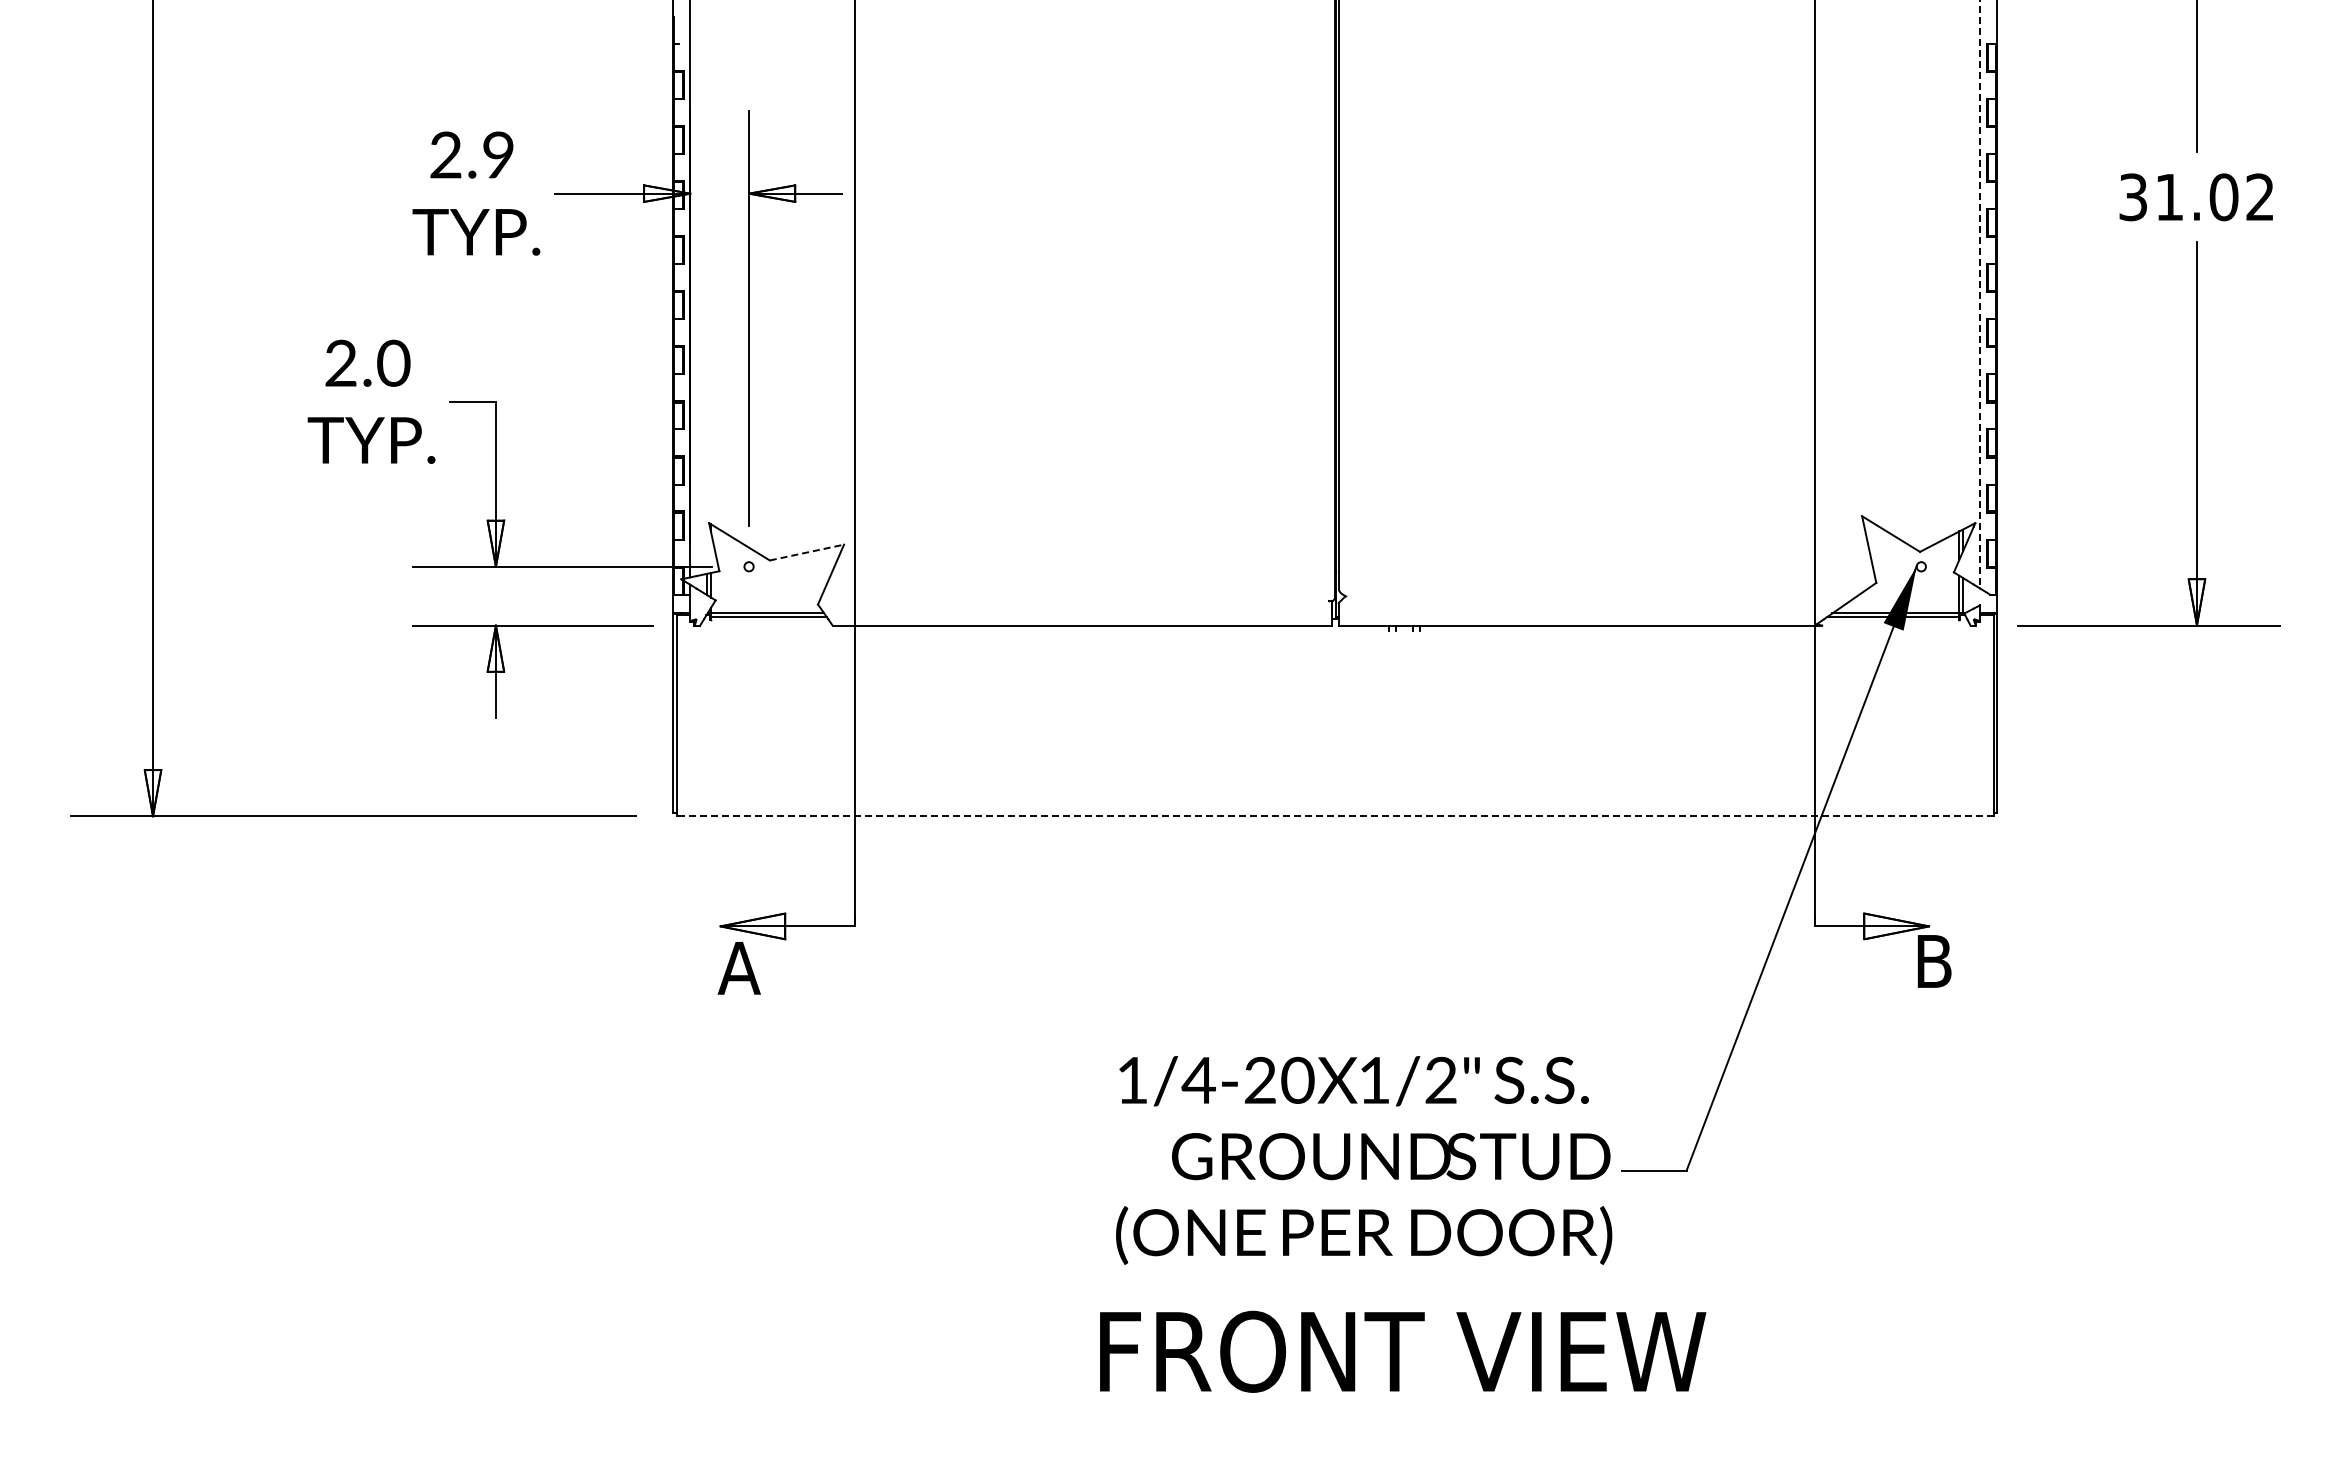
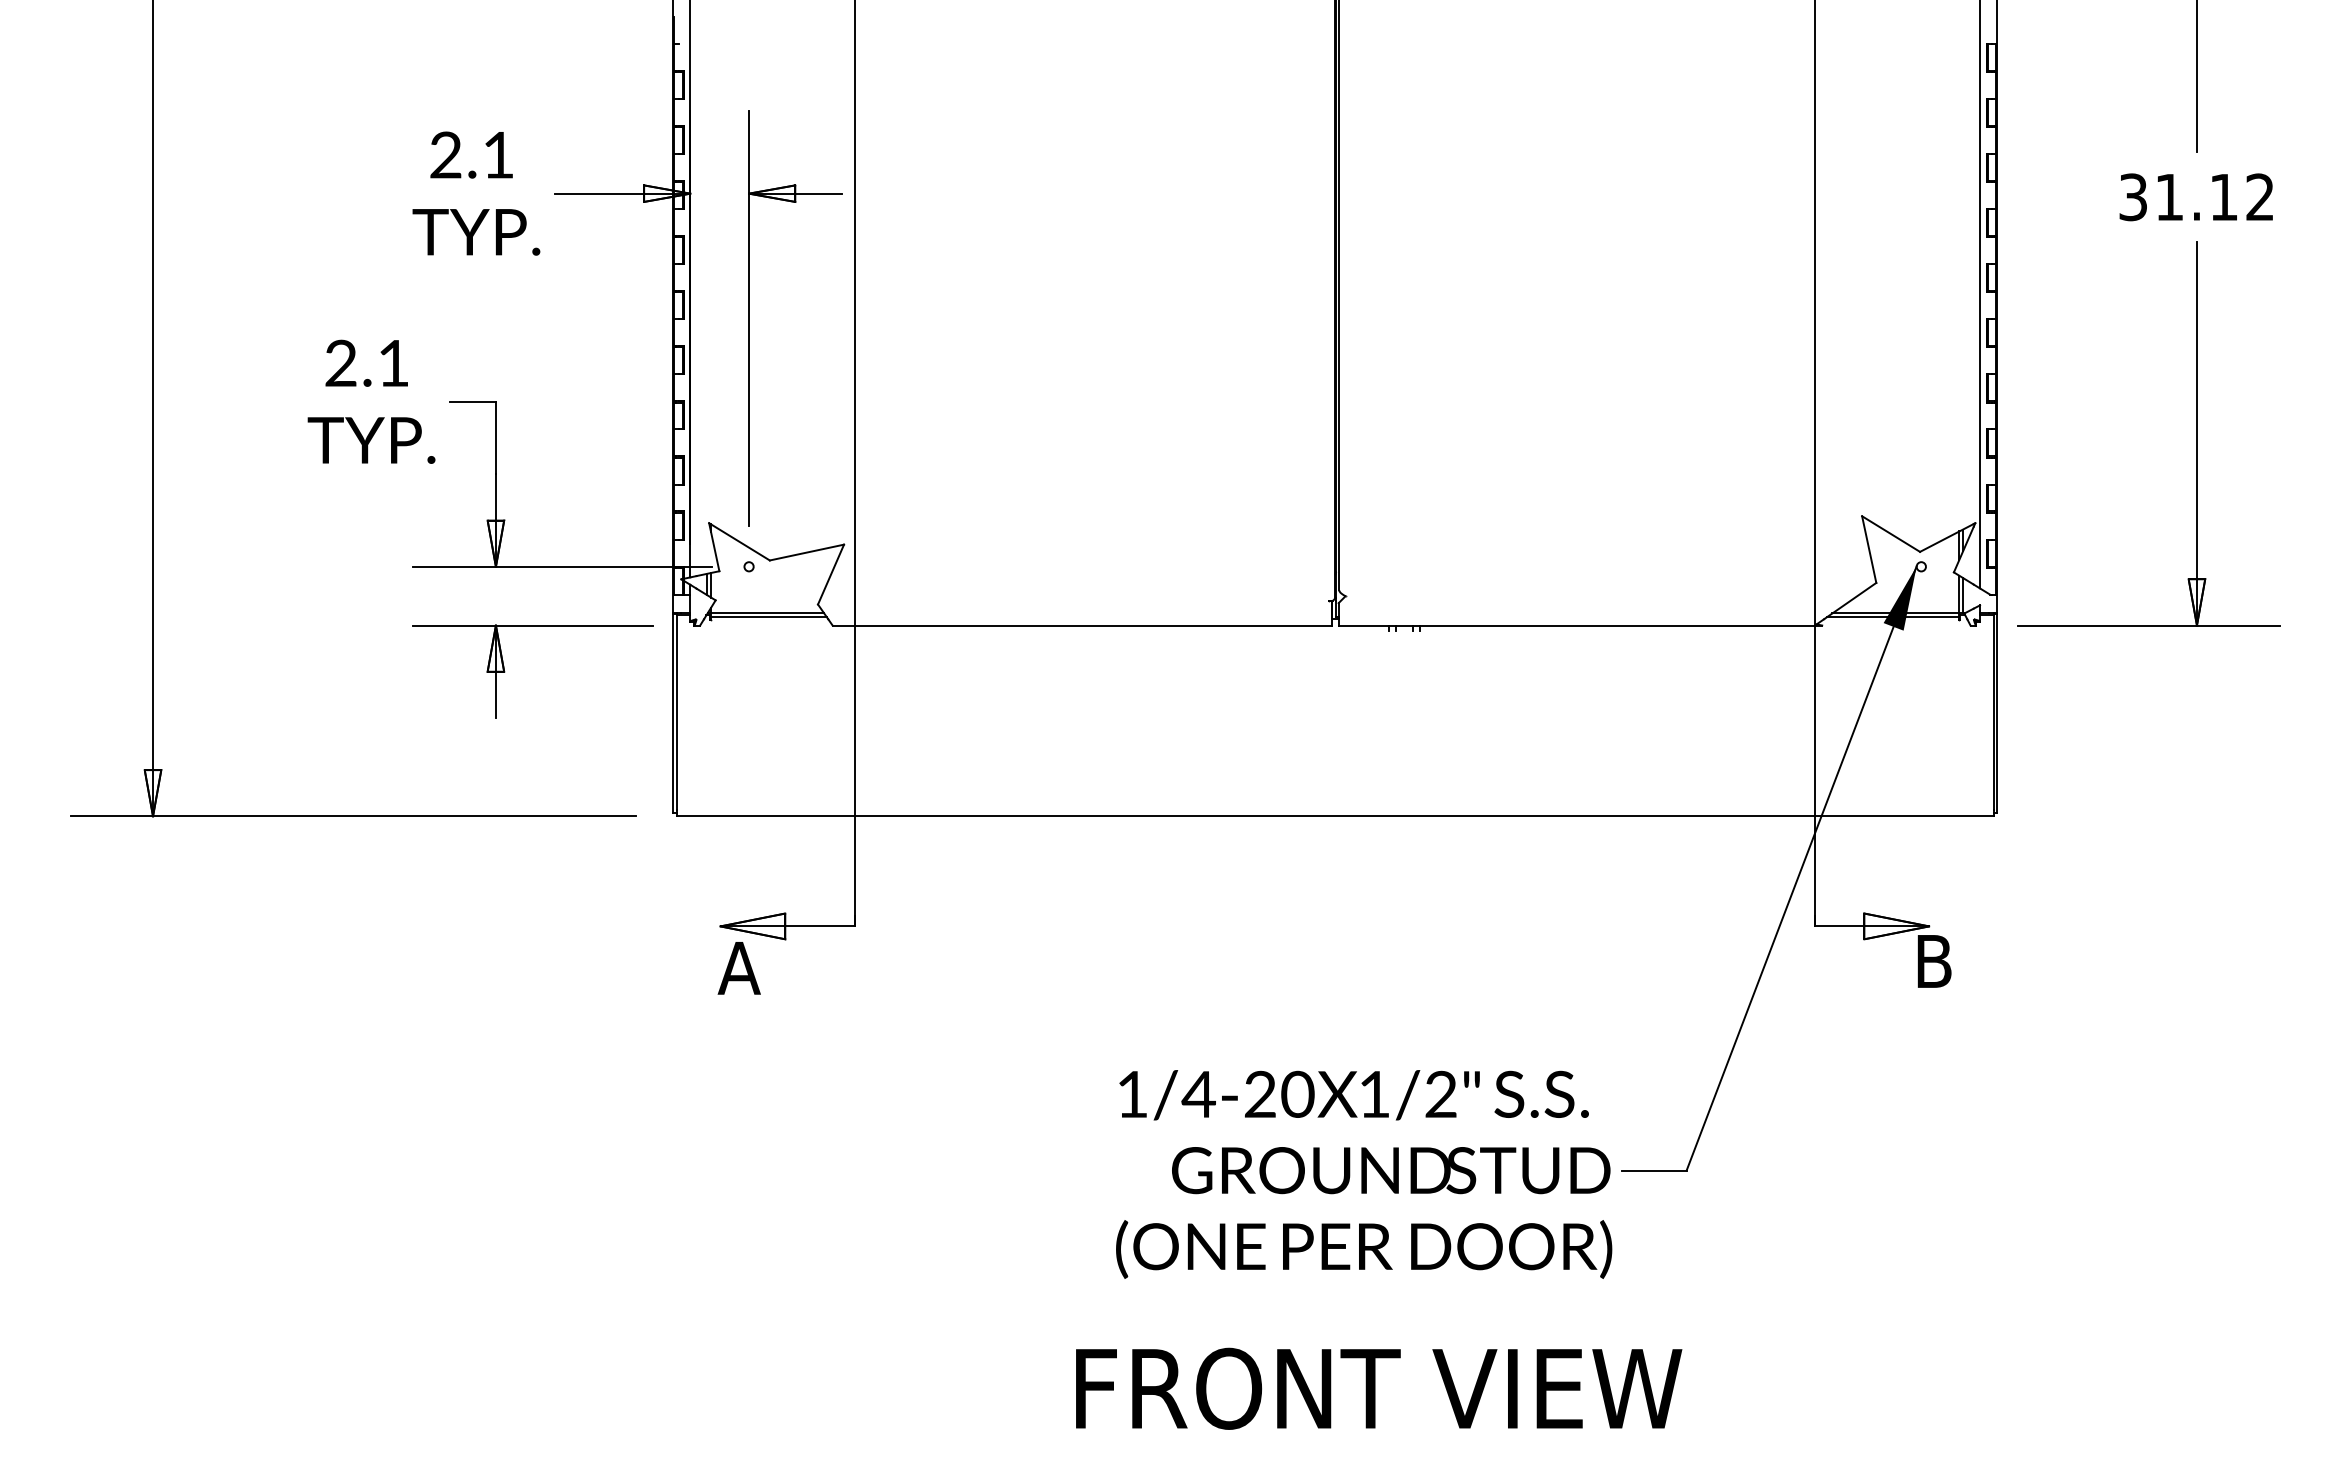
text: 2.9 -> 2.1 (498, 154)
text: 31.02 -> 31.12 (2223, 197)
line: dashed -> solid (1980, 294)
text: 2.0 -> 2.1 (393, 362)
line: dashed -> solid (806, 552)
line: dashed -> solid (1334, 816)
text position: (1364, 1160) -> (1364, 1174) (1364, 1174)
text position: (1403, 1351) -> (1379, 1388) (1379, 1388)
